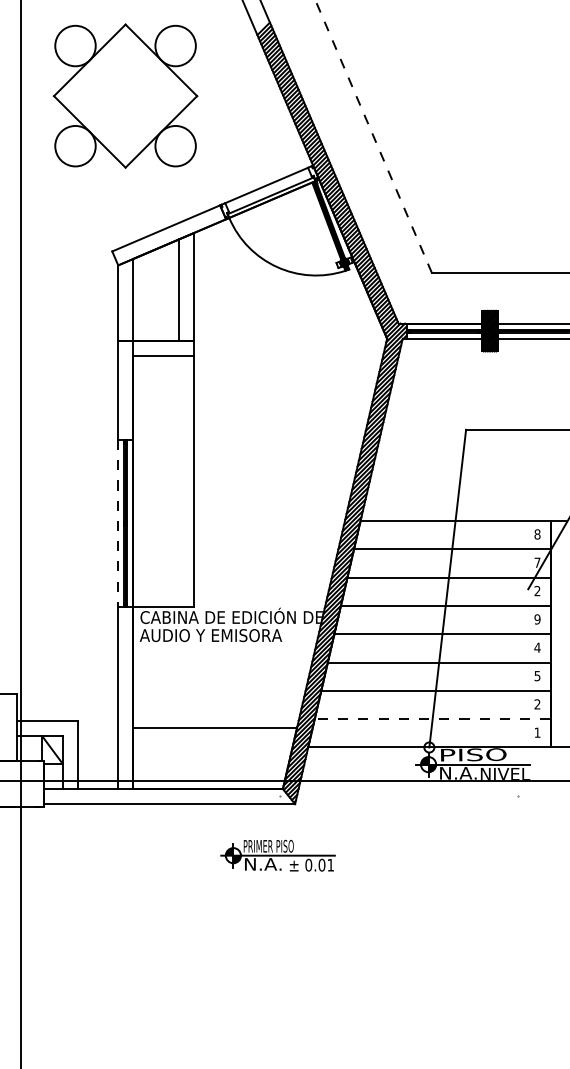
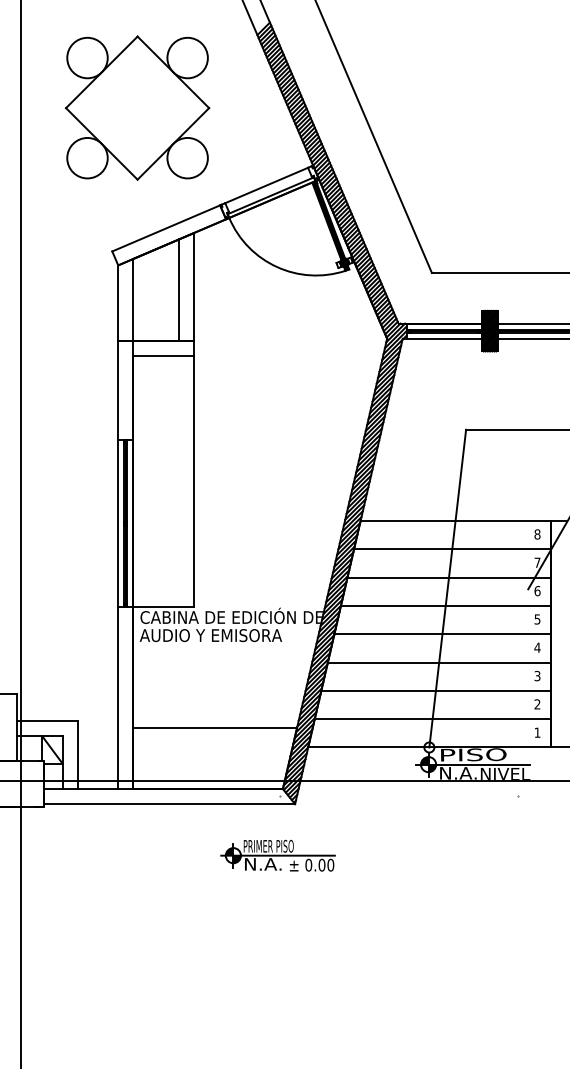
part position: (125, 95) -> (137, 107) (137, 107)
line: dashed -> solid (373, 136)
line: dashed -> solid (118, 523)
text: 2 -> 6 (537, 591)
text: 9 -> 5 (537, 619)
text: 5 -> 3 (537, 675)
line: dashed -> solid (432, 719)
text: 0.01 -> 0.00 (330, 864)
